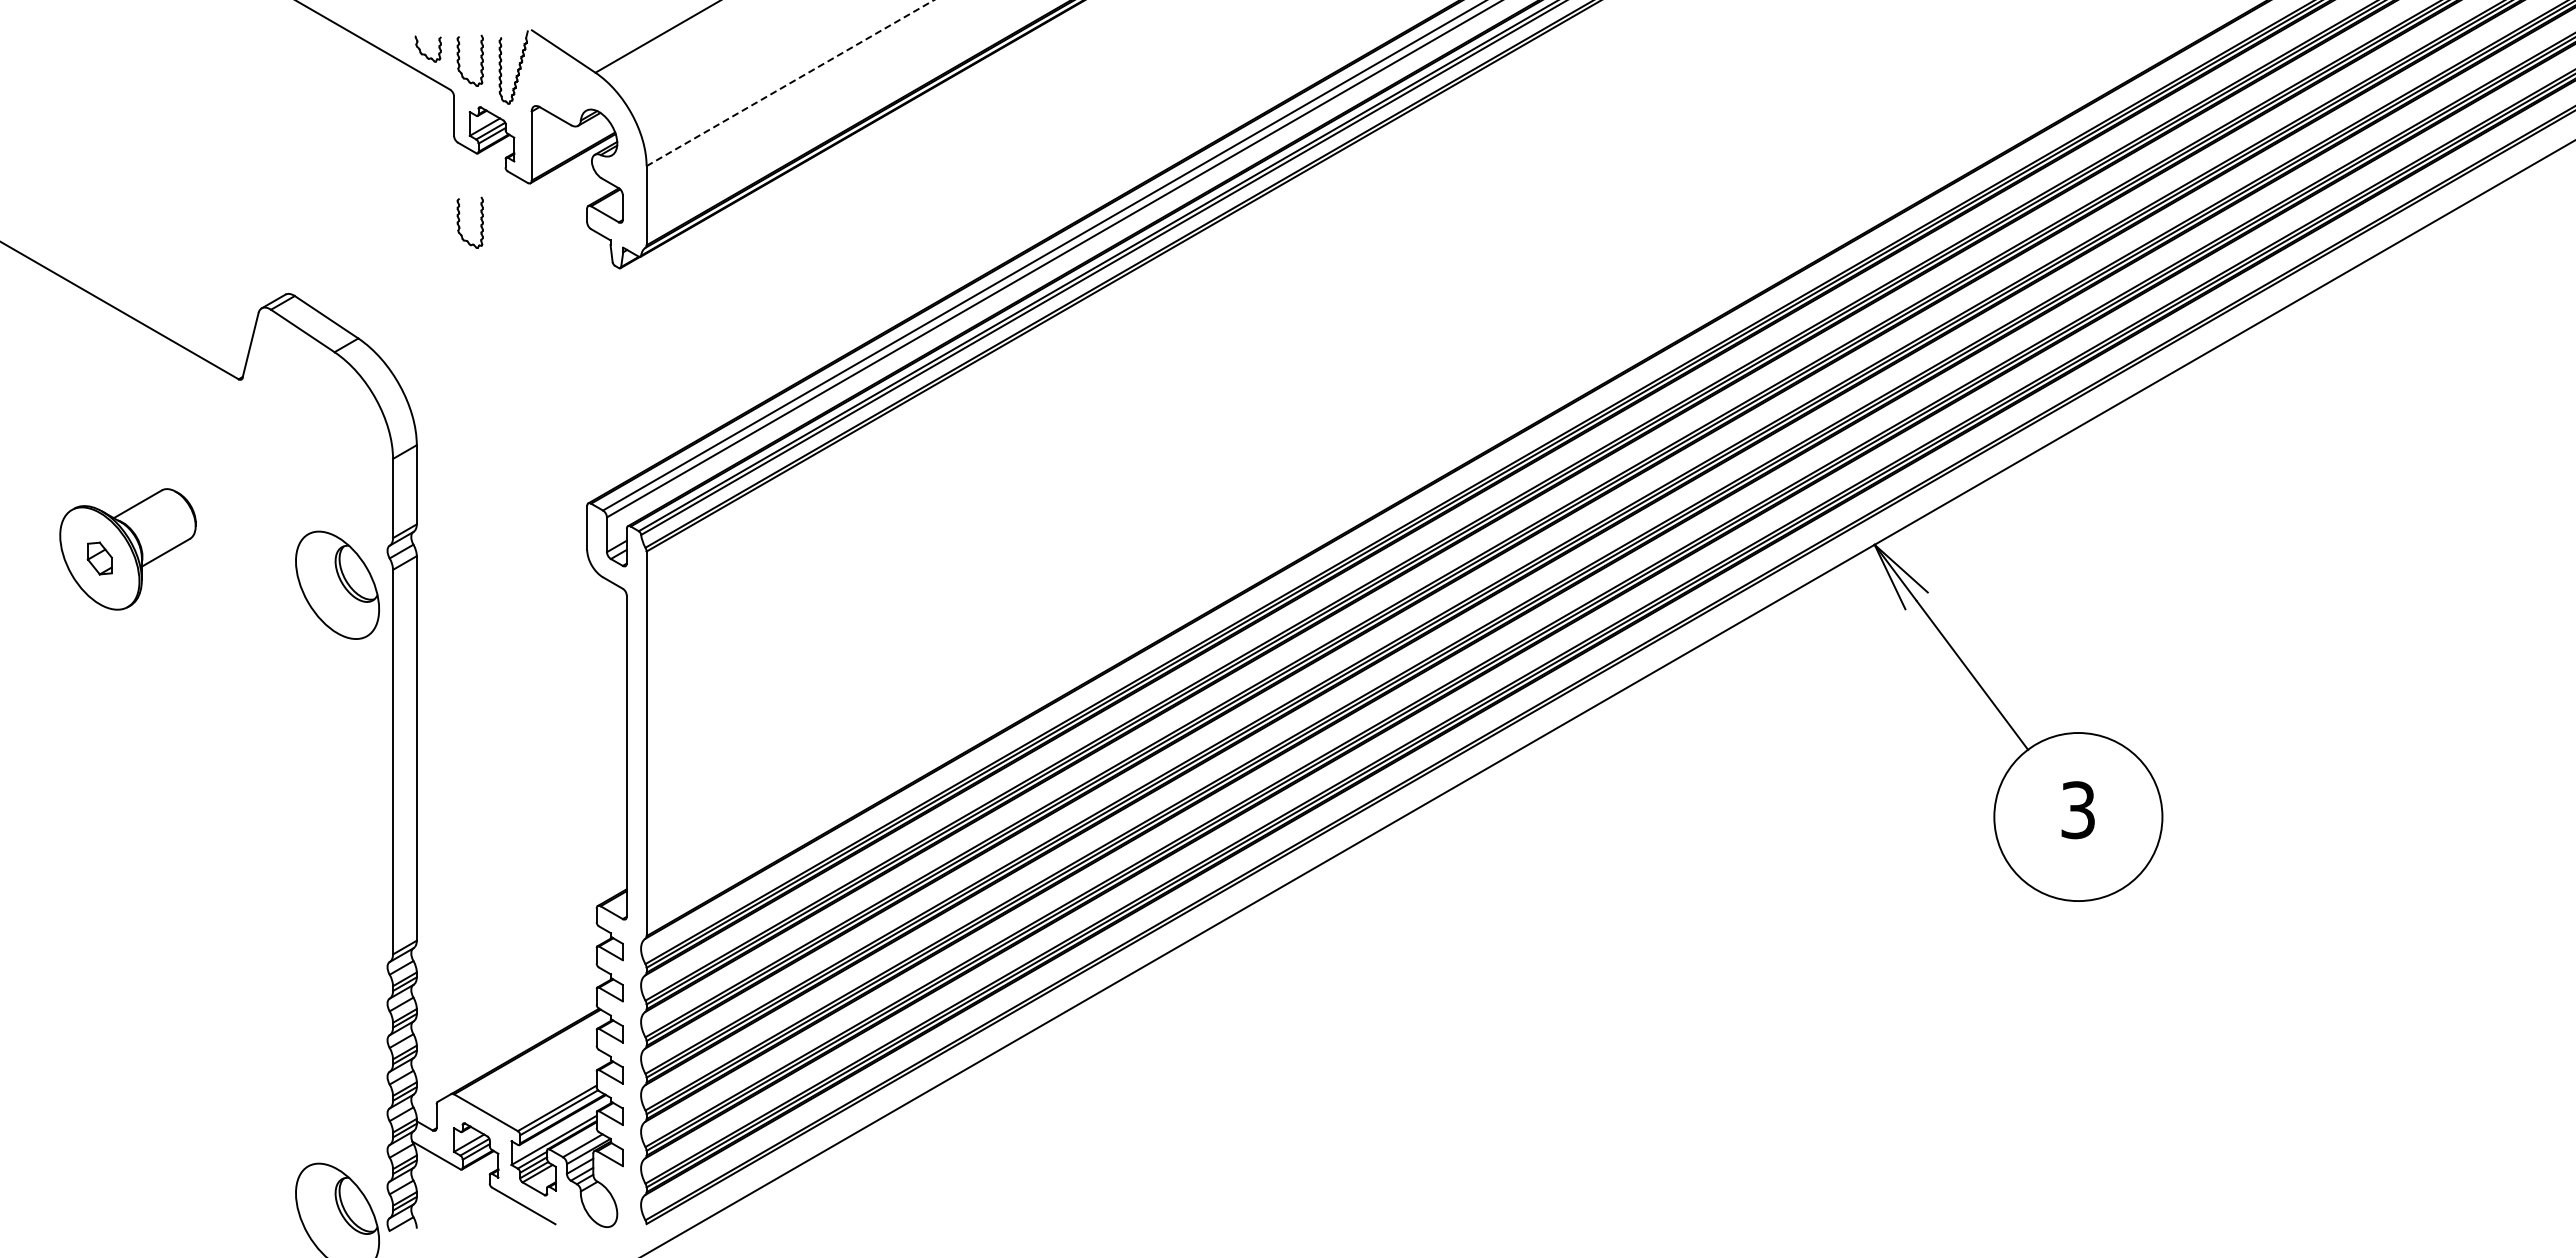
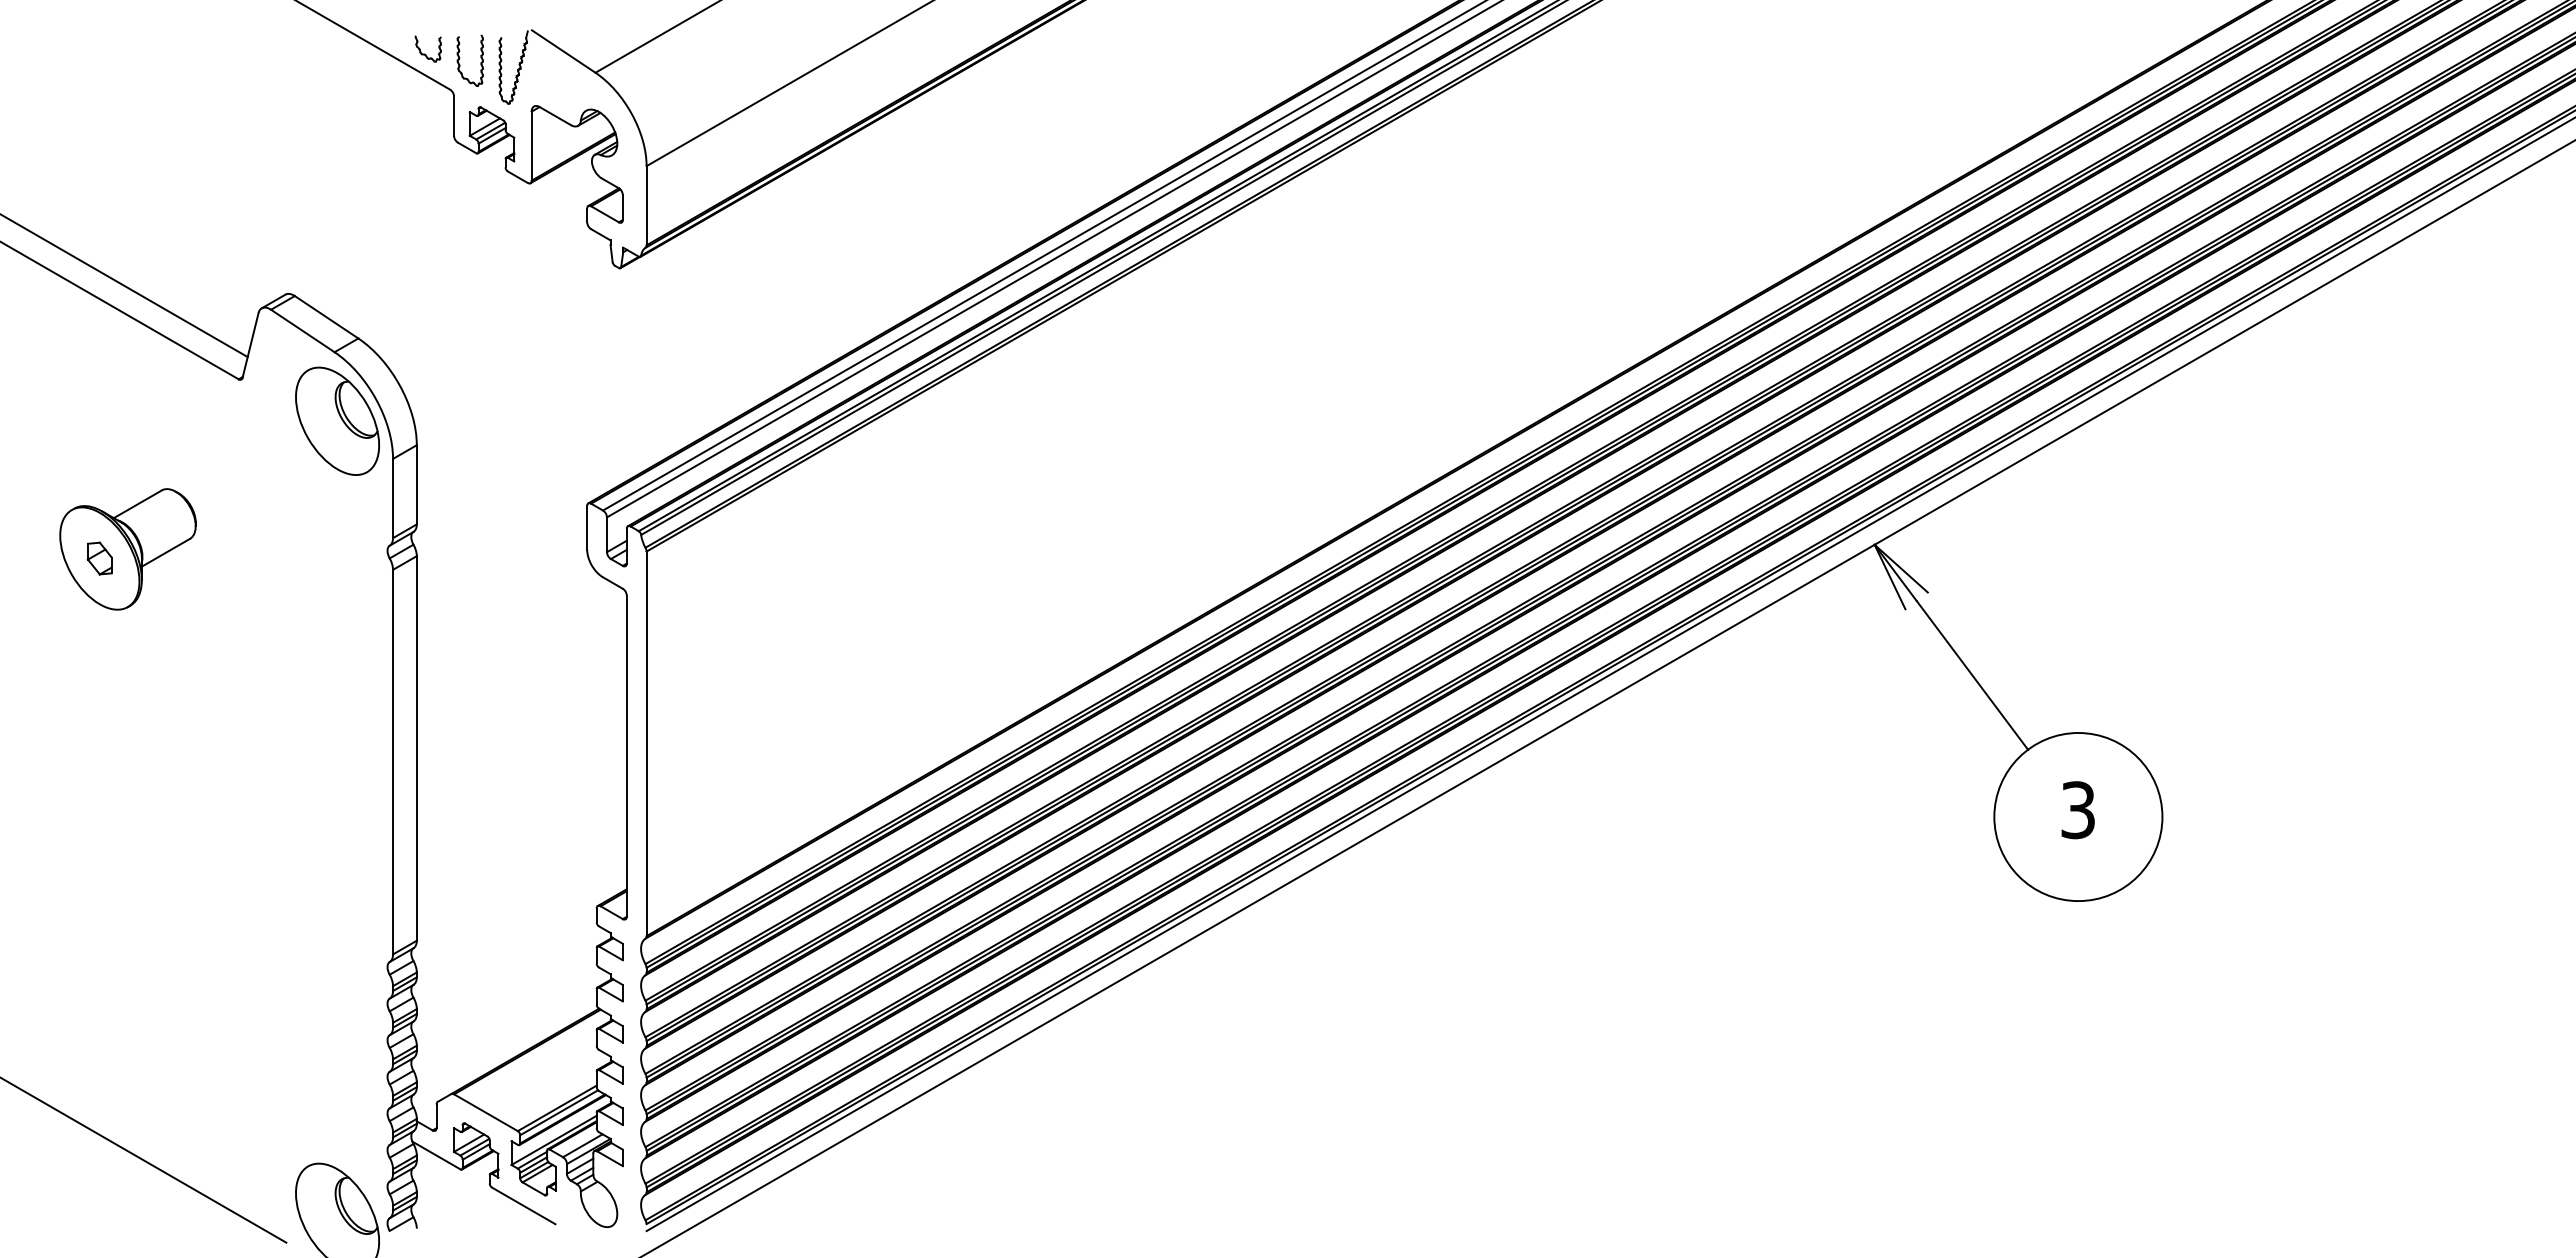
line: dashed -> solid (790, 83)
part: present -> none (460, 220)
line: none -> present (124, 286)
part position: (337, 584) -> (337, 420) (337, 420)
line: none -> present (1609, 675)
line: none -> present (144, 1160)
